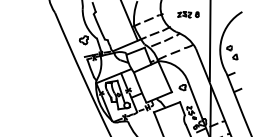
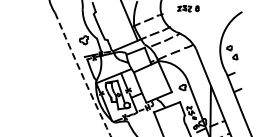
part position: (188, 14) -> (188, 8) (188, 8)
line: present -> none (209, 41)
arc: solid -> dashed (82, 75)
